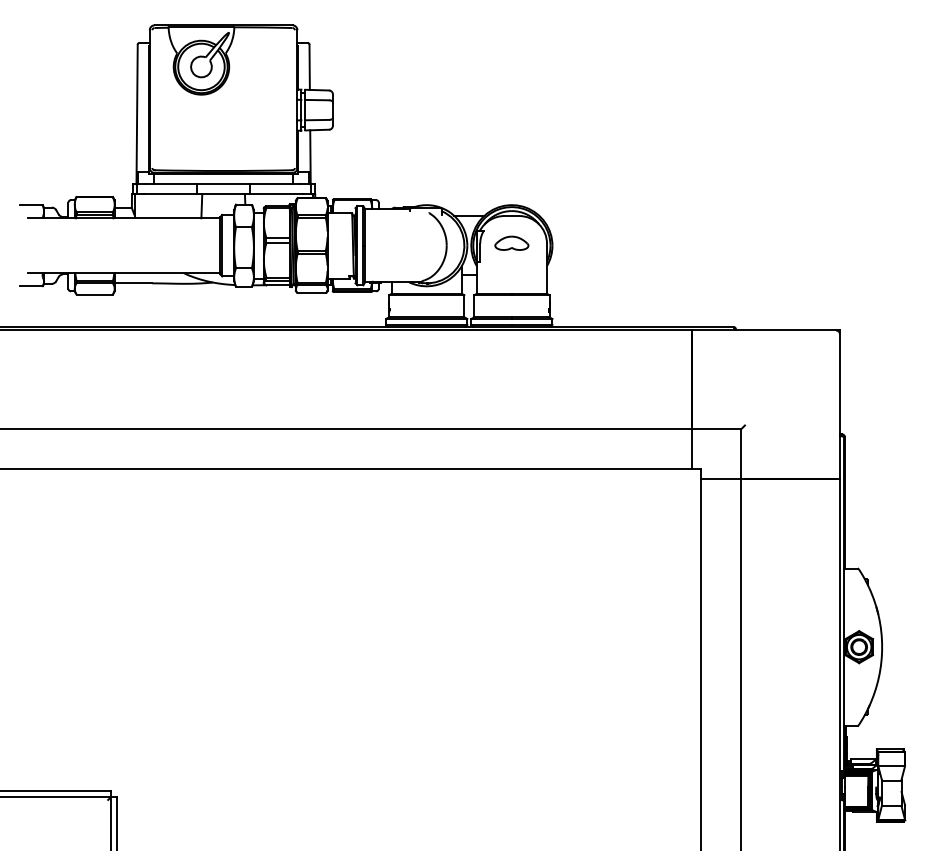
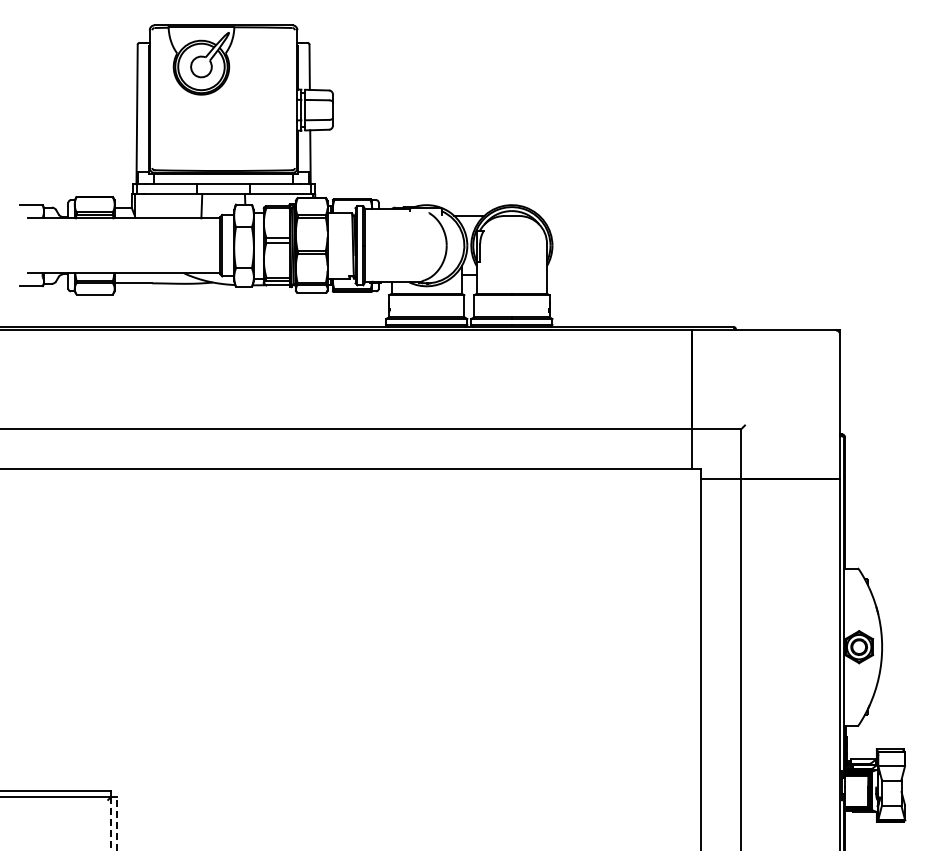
part: present -> none (511, 242)
line: solid -> dashed (111, 823)
line: solid -> dashed (117, 823)
